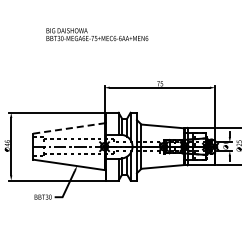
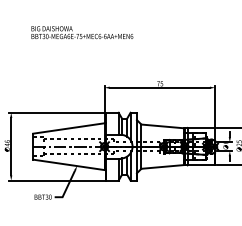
text position: (97, 34) -> (82, 32) (82, 32)
line: dashed -> solid (69, 128)
